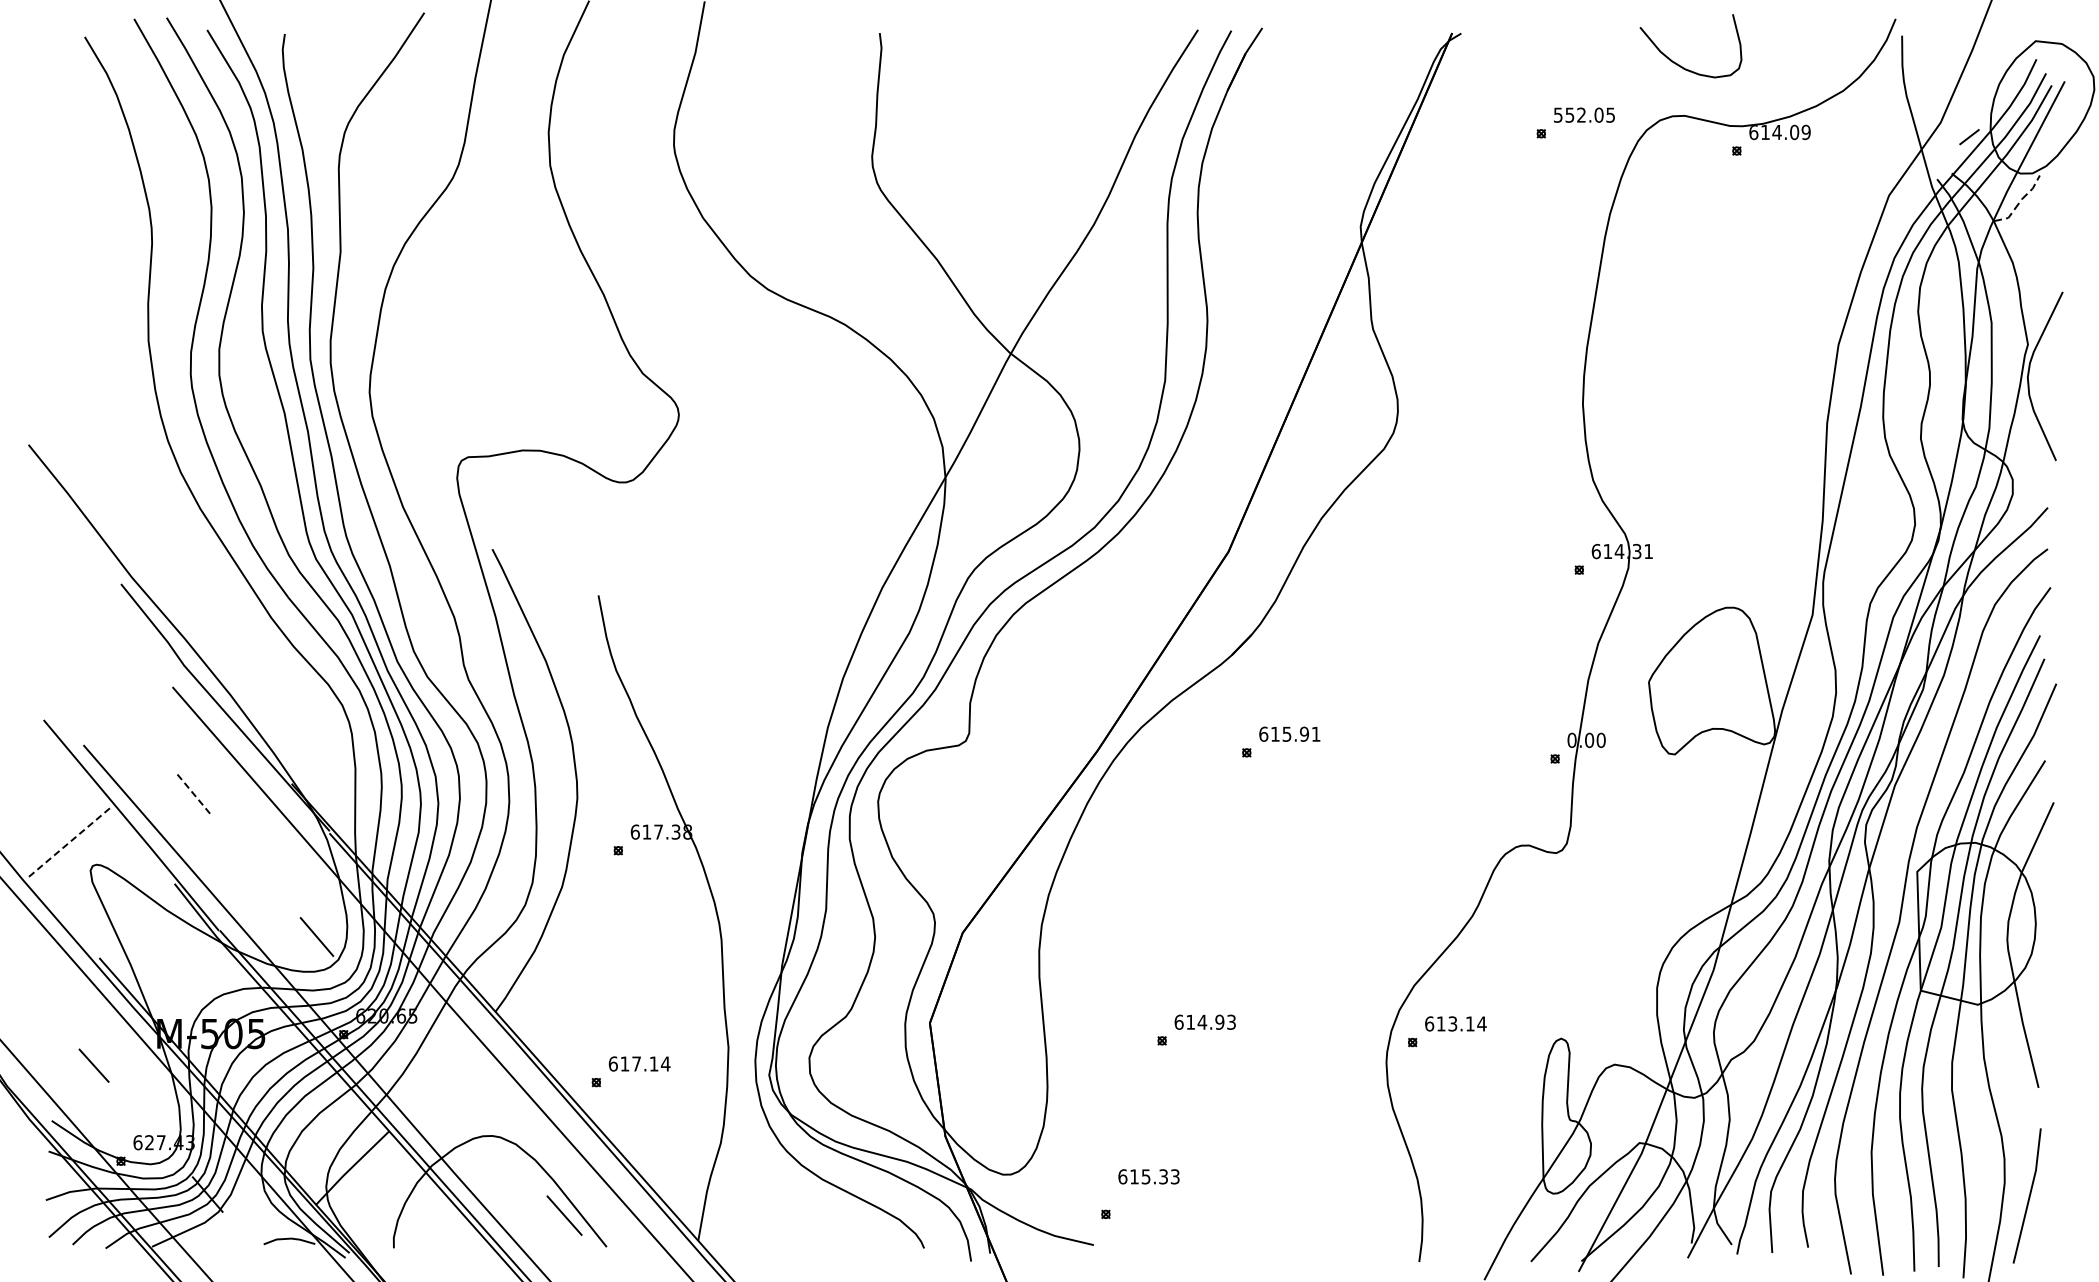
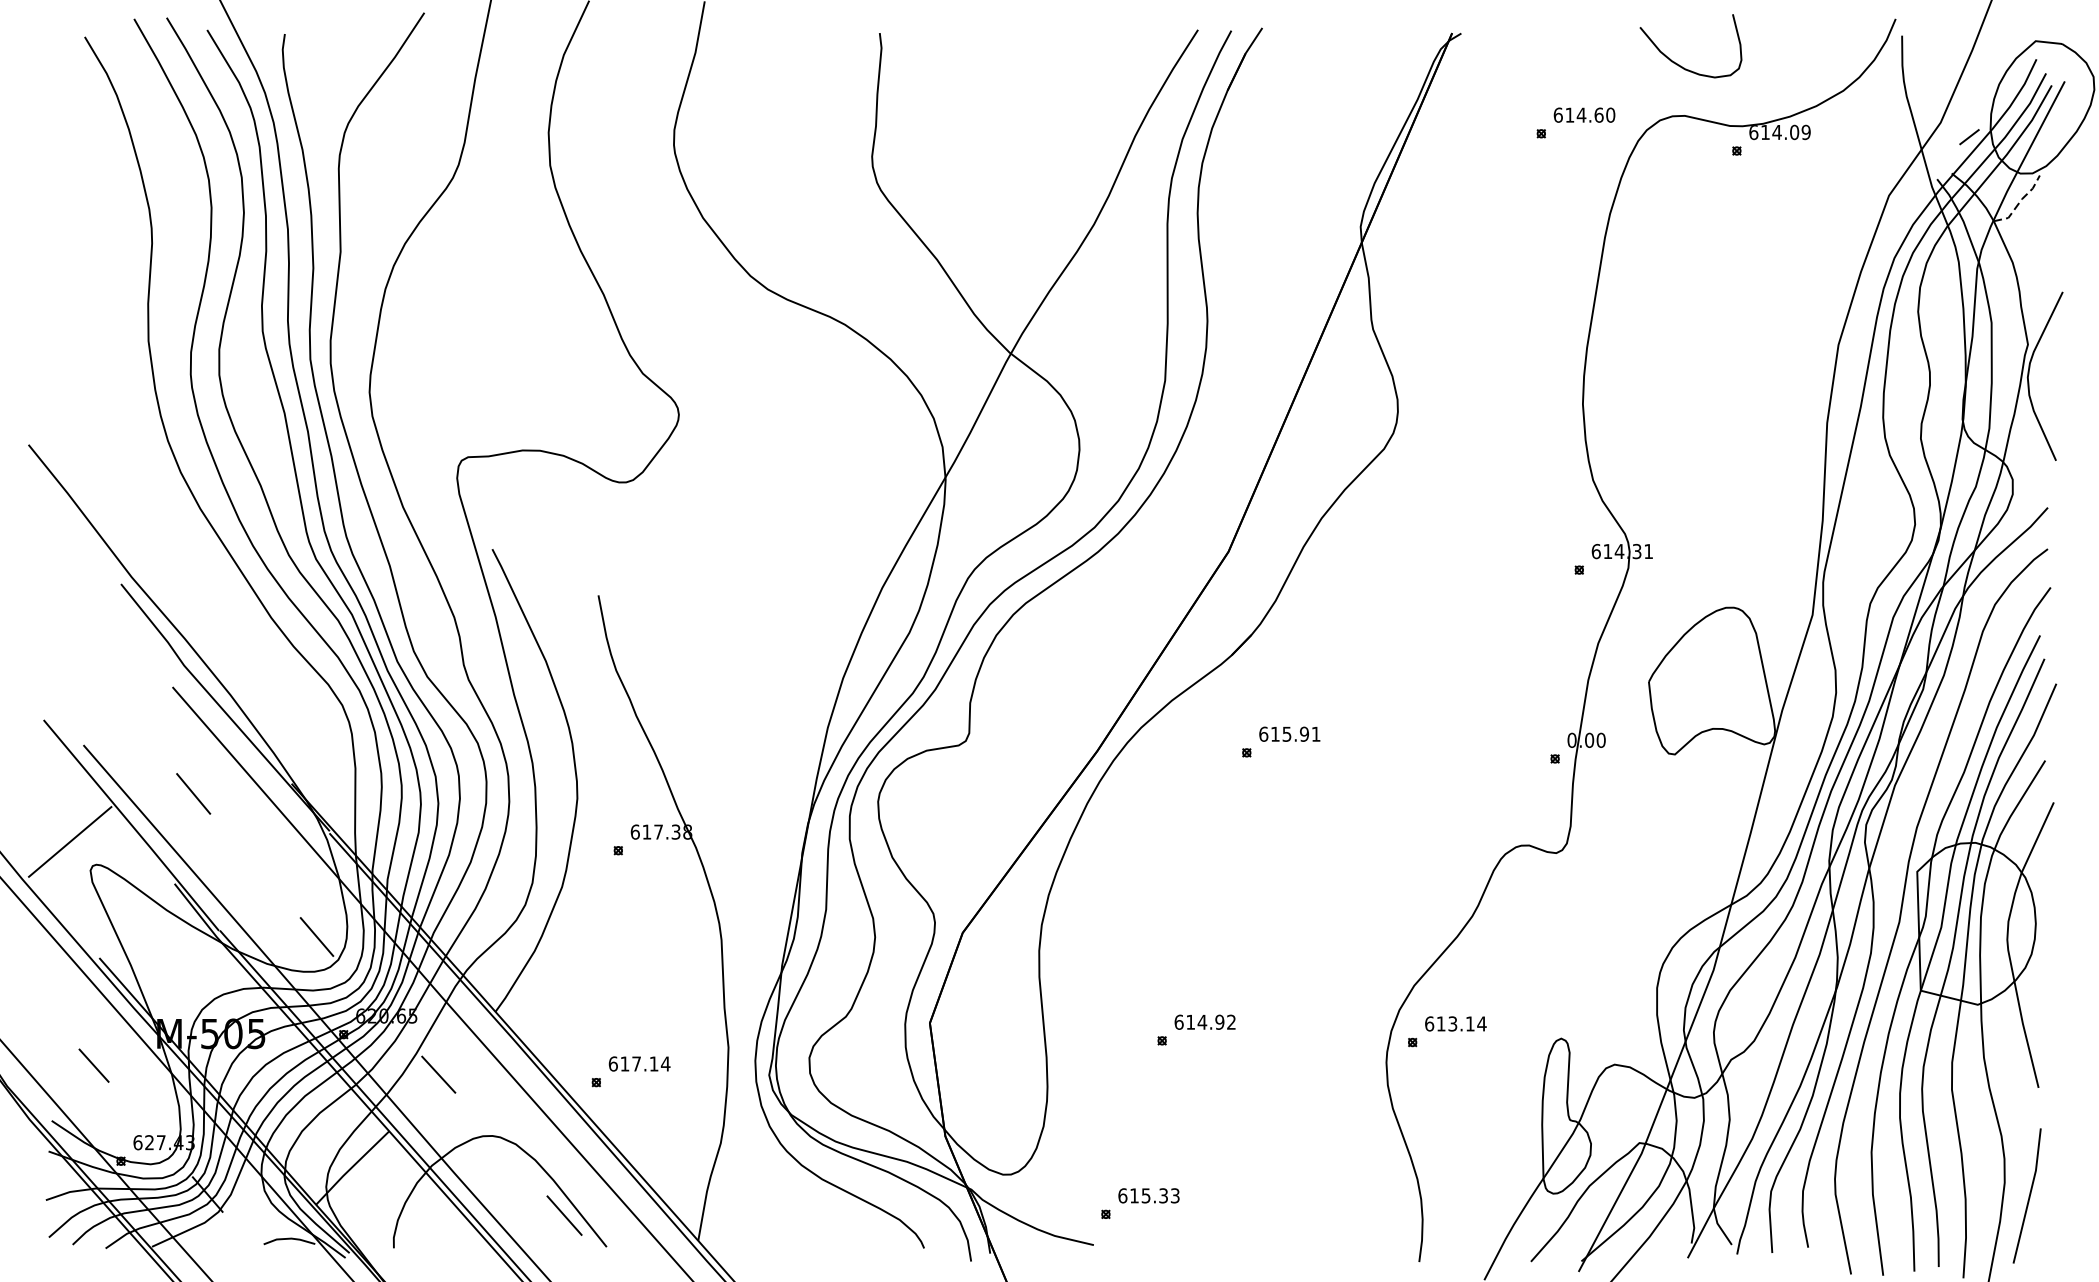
text: 552.05 -> 614.60 (1584, 114)
line: dashed -> solid (193, 793)
line: dashed -> solid (70, 841)
text: 614.93 -> 614.92 (1231, 1022)
line: none -> present (438, 1074)
text position: (1148, 1176) -> (1148, 1195) (1148, 1195)
